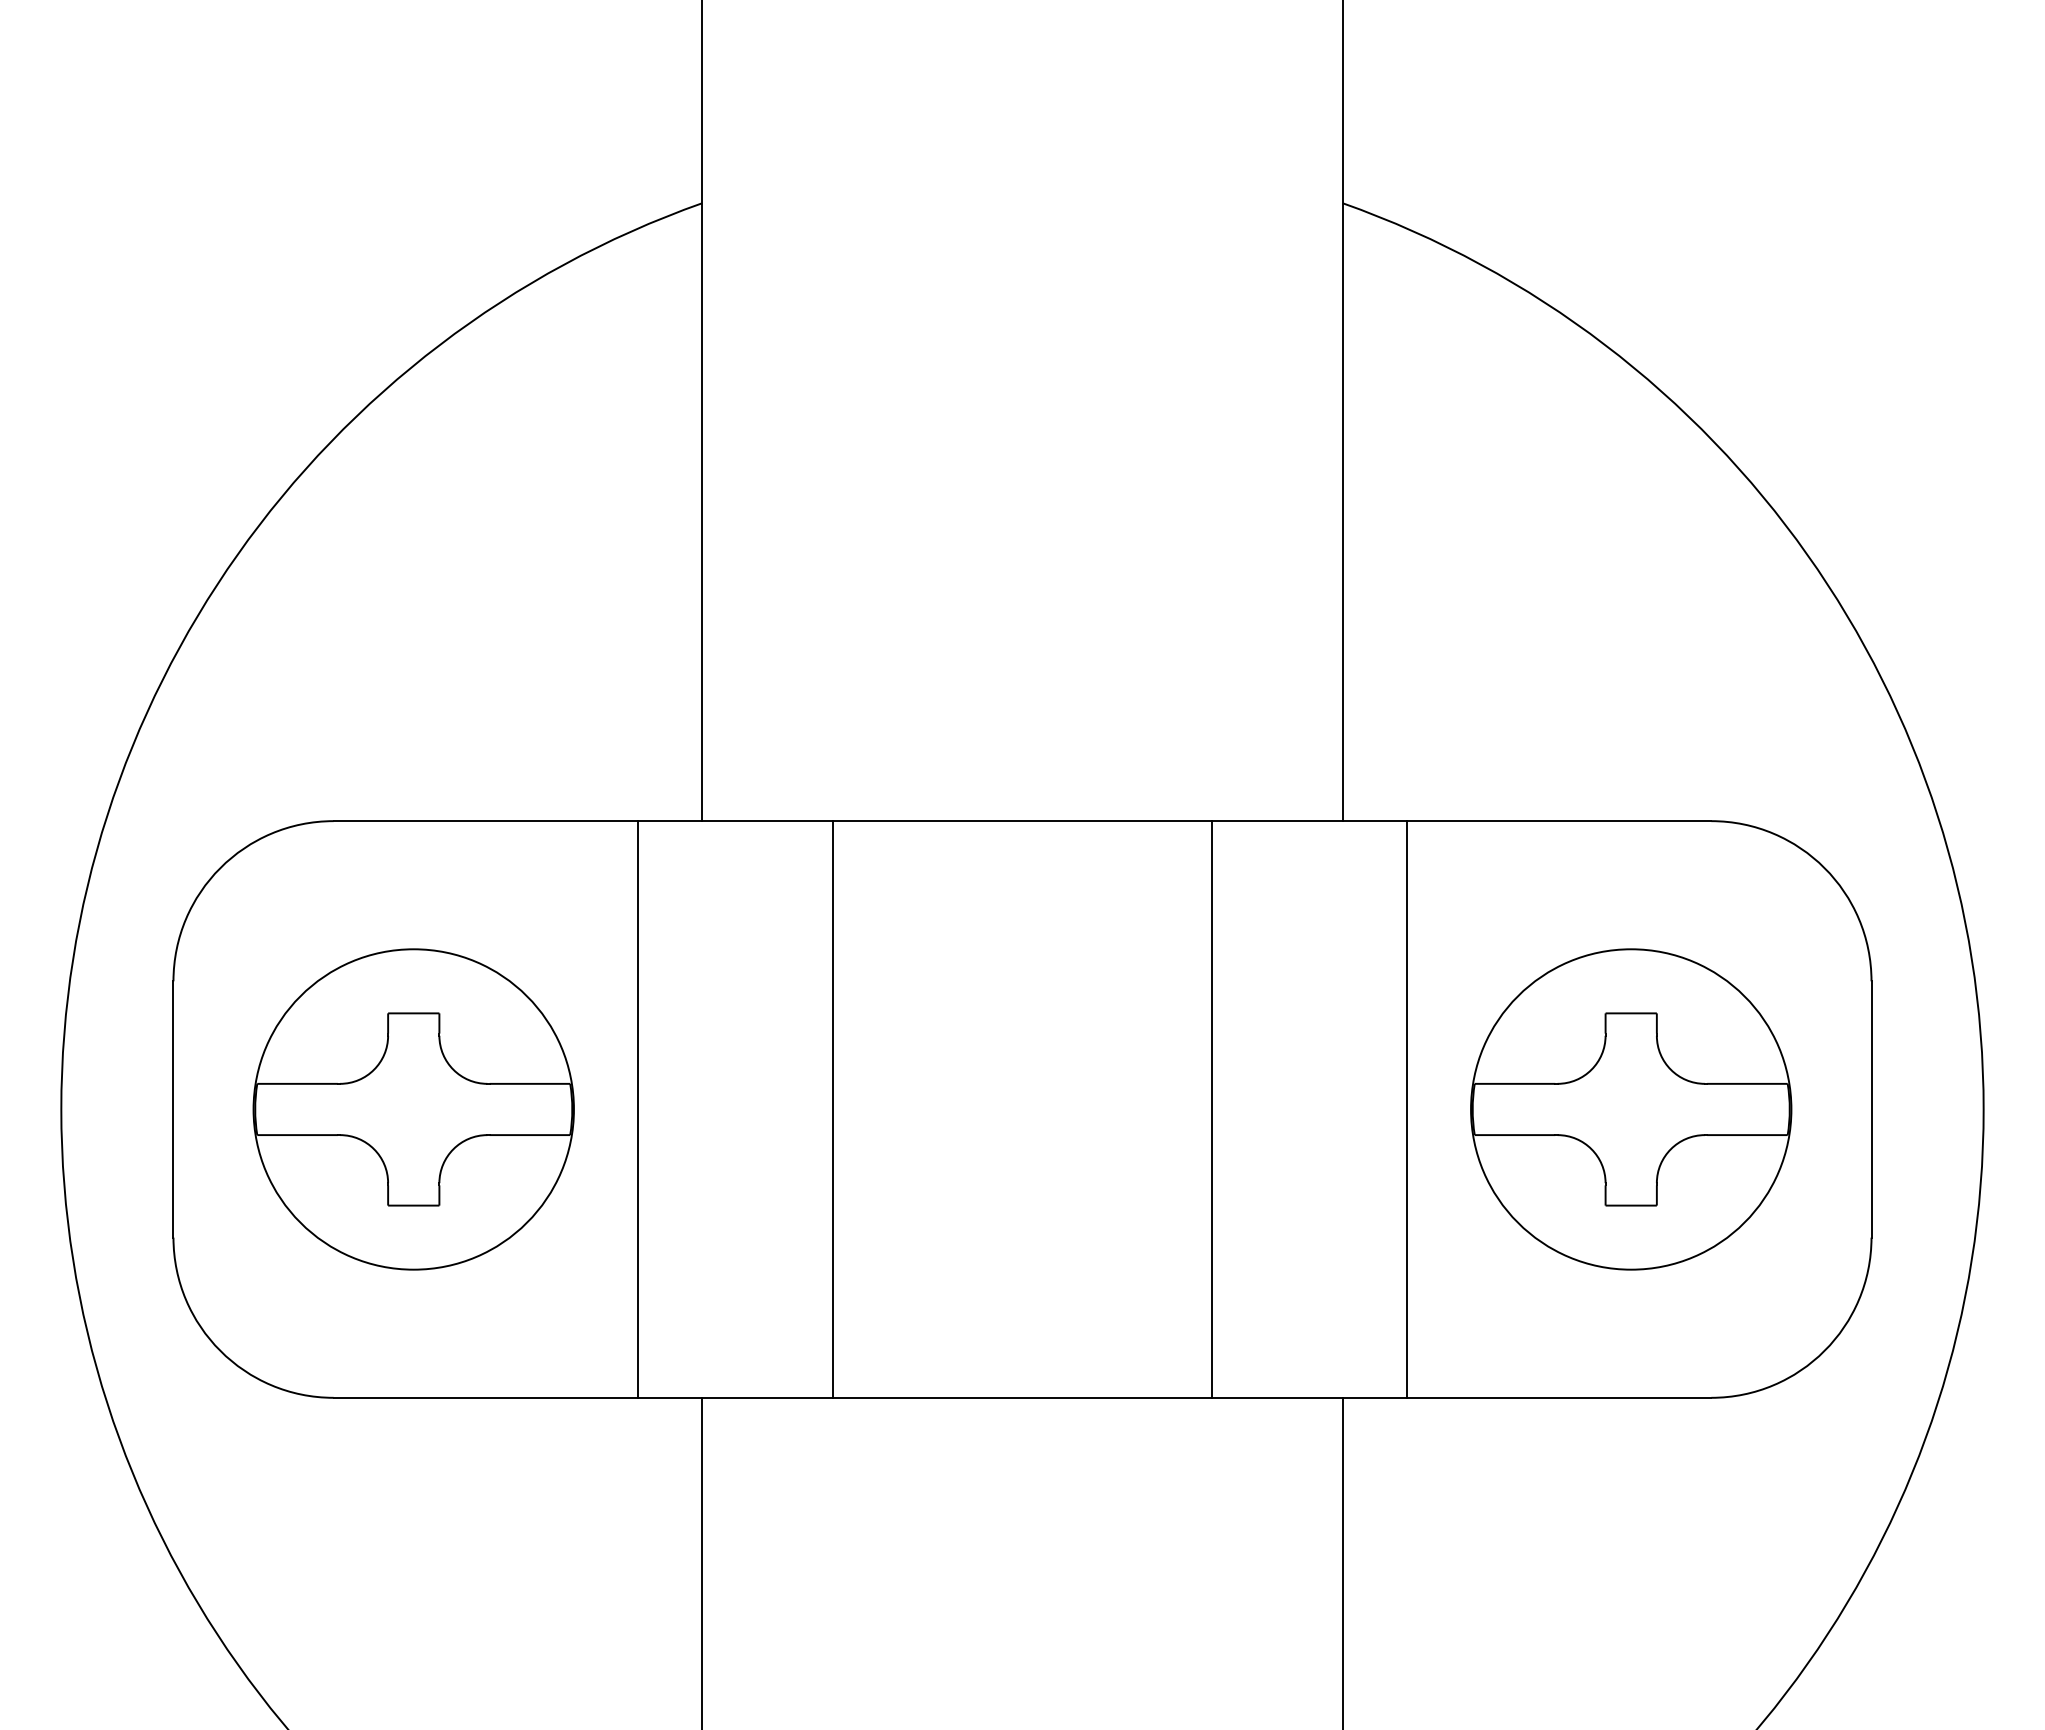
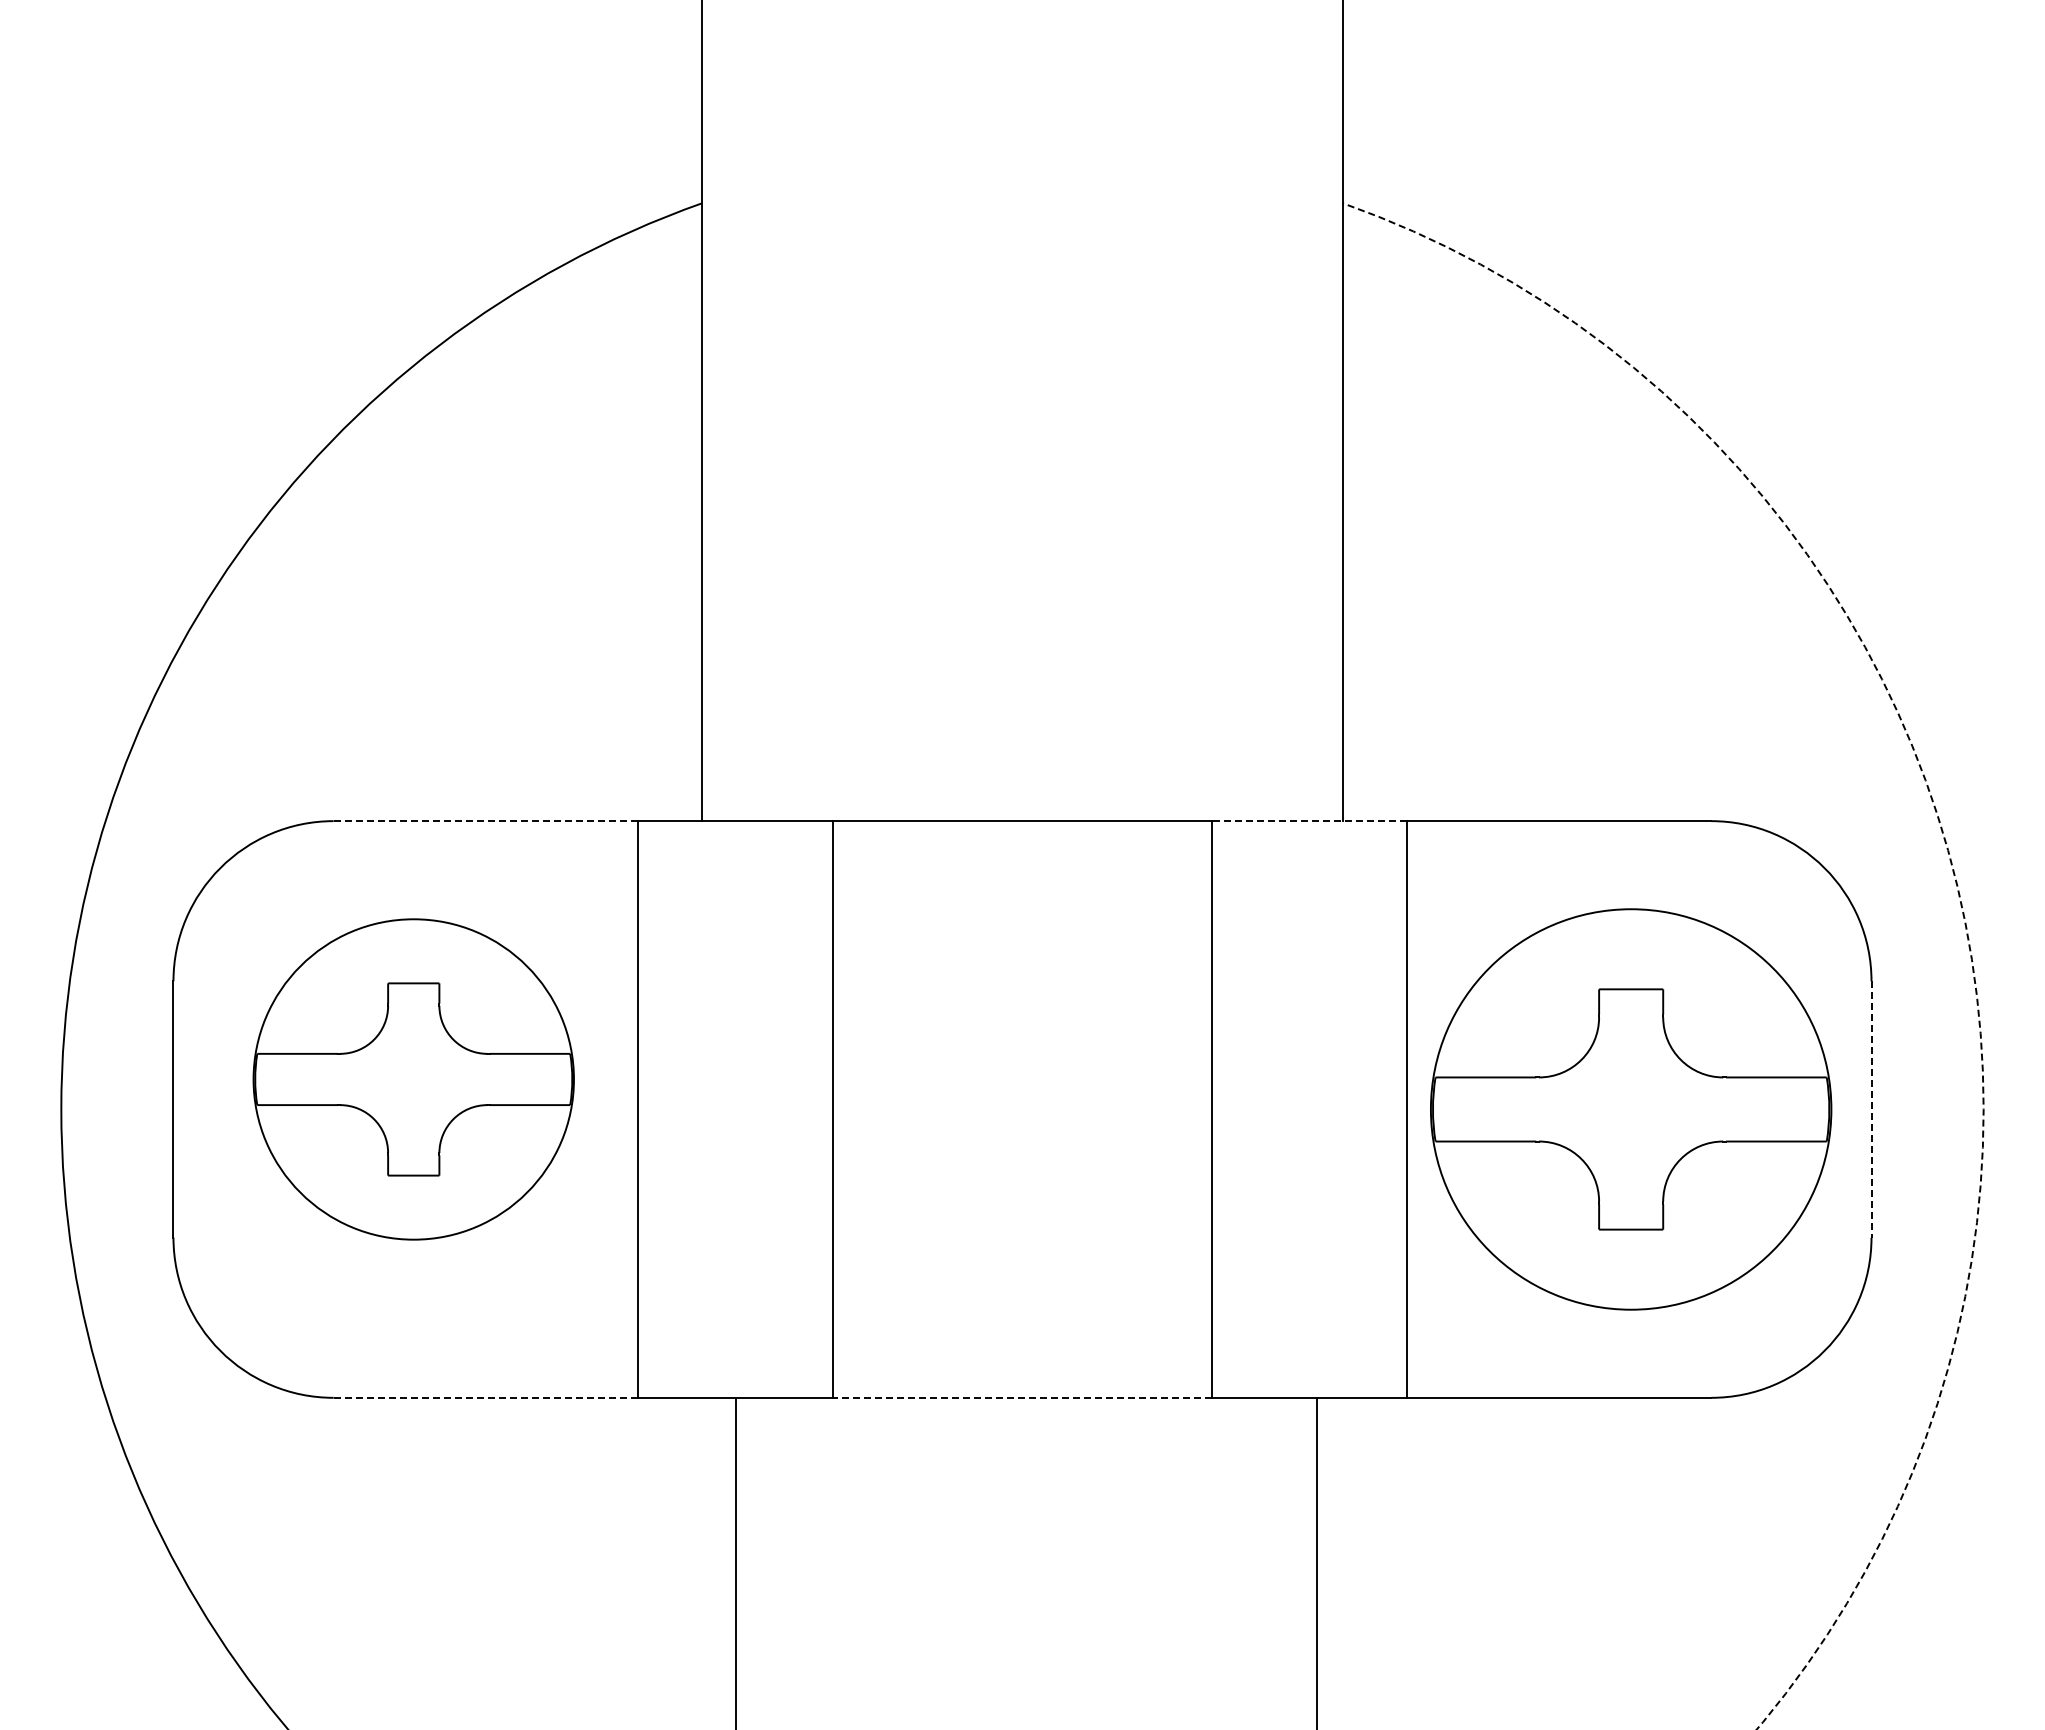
line: solid -> dashed (486, 821)
line: solid -> dashed (1309, 821)
arc: solid -> dashed (1949, 855)
part position: (413, 1109) -> (413, 1079) (413, 1079)
part size: 323x323 px -> 403x403 px (1631, 1109)
line: solid -> dashed (1871, 1109)
line: solid -> dashed (485, 1397)
line: solid -> dashed (1022, 1397)
line position: (702, 1561) -> (736, 1561) (736, 1561)
line position: (1342, 1561) -> (1316, 1561) (1316, 1561)
